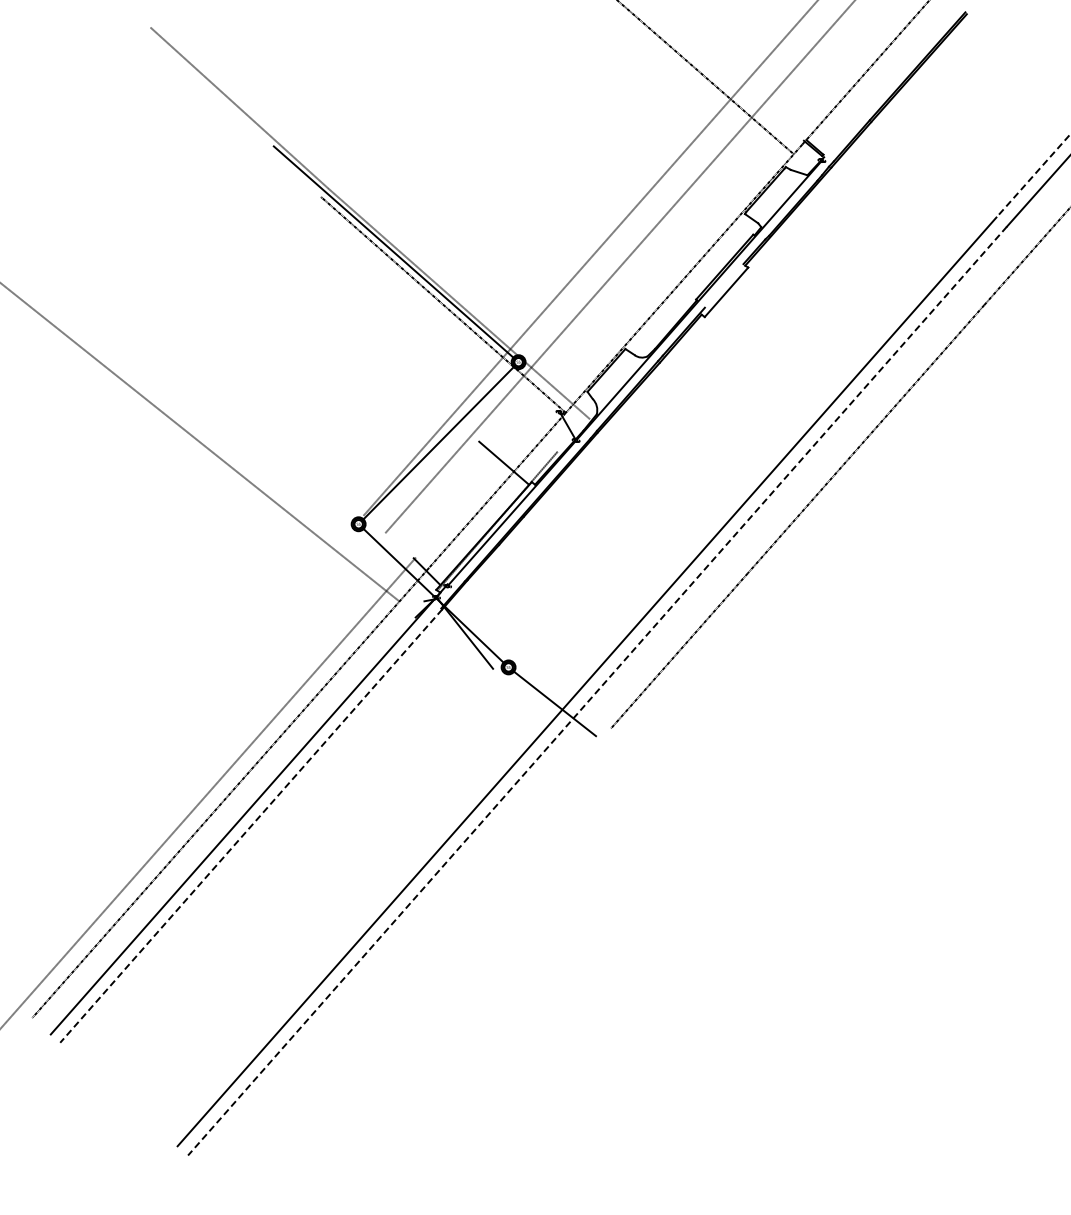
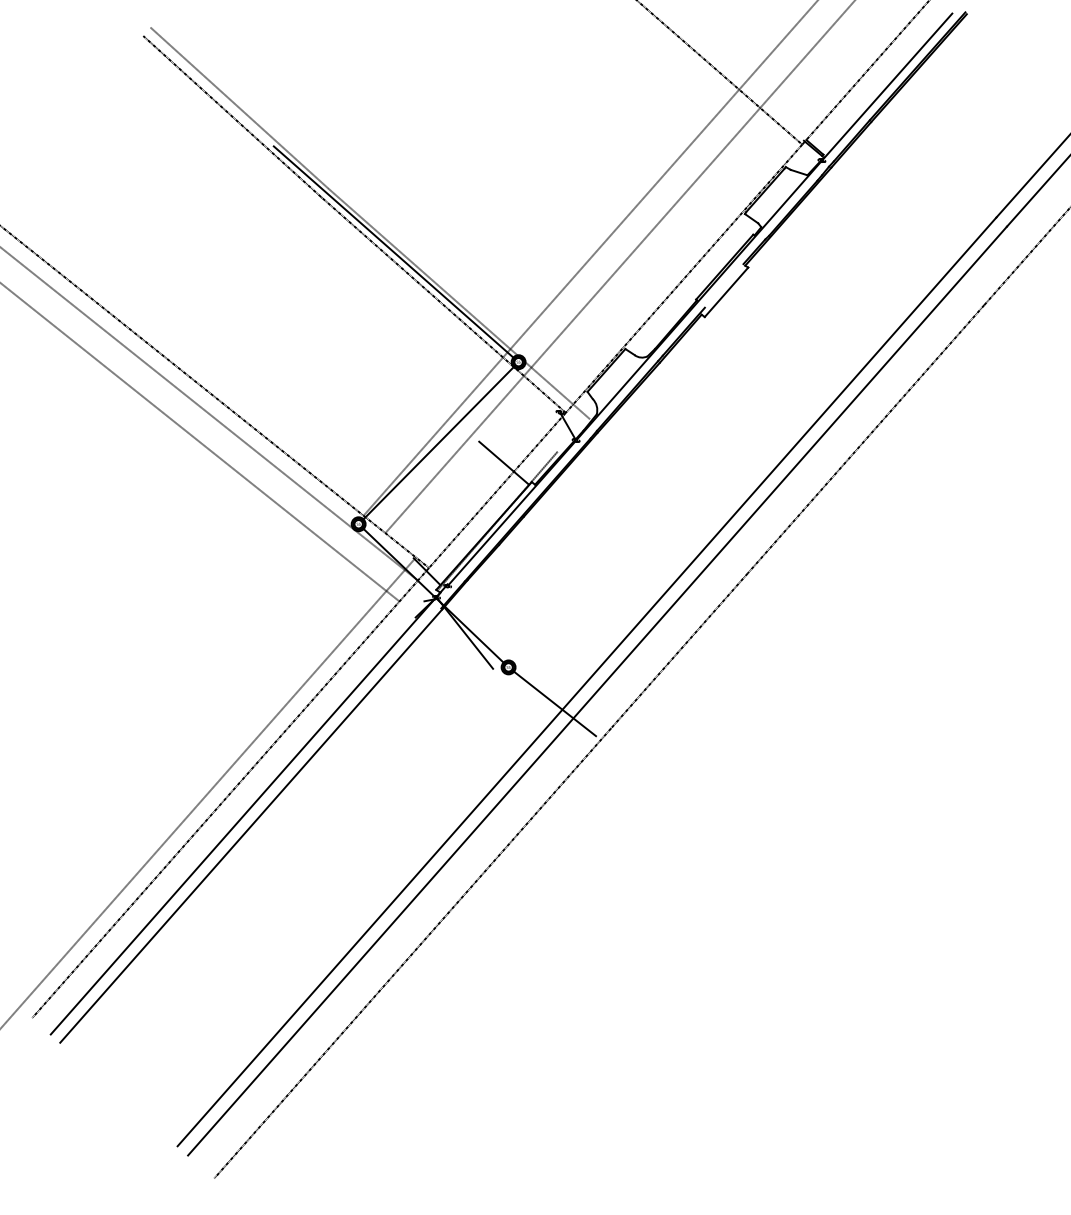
line position: (706, 78) -> (720, 73) (720, 73)
line: none -> present (887, 86)
line: none -> present (232, 116)
line: dashed -> solid (1033, 175)
line: none -> present (215, 397)
line: none -> present (209, 414)
line: dashed -> solid (597, 691)
line: dashed -> solid (251, 826)
line: none -> present (412, 953)
